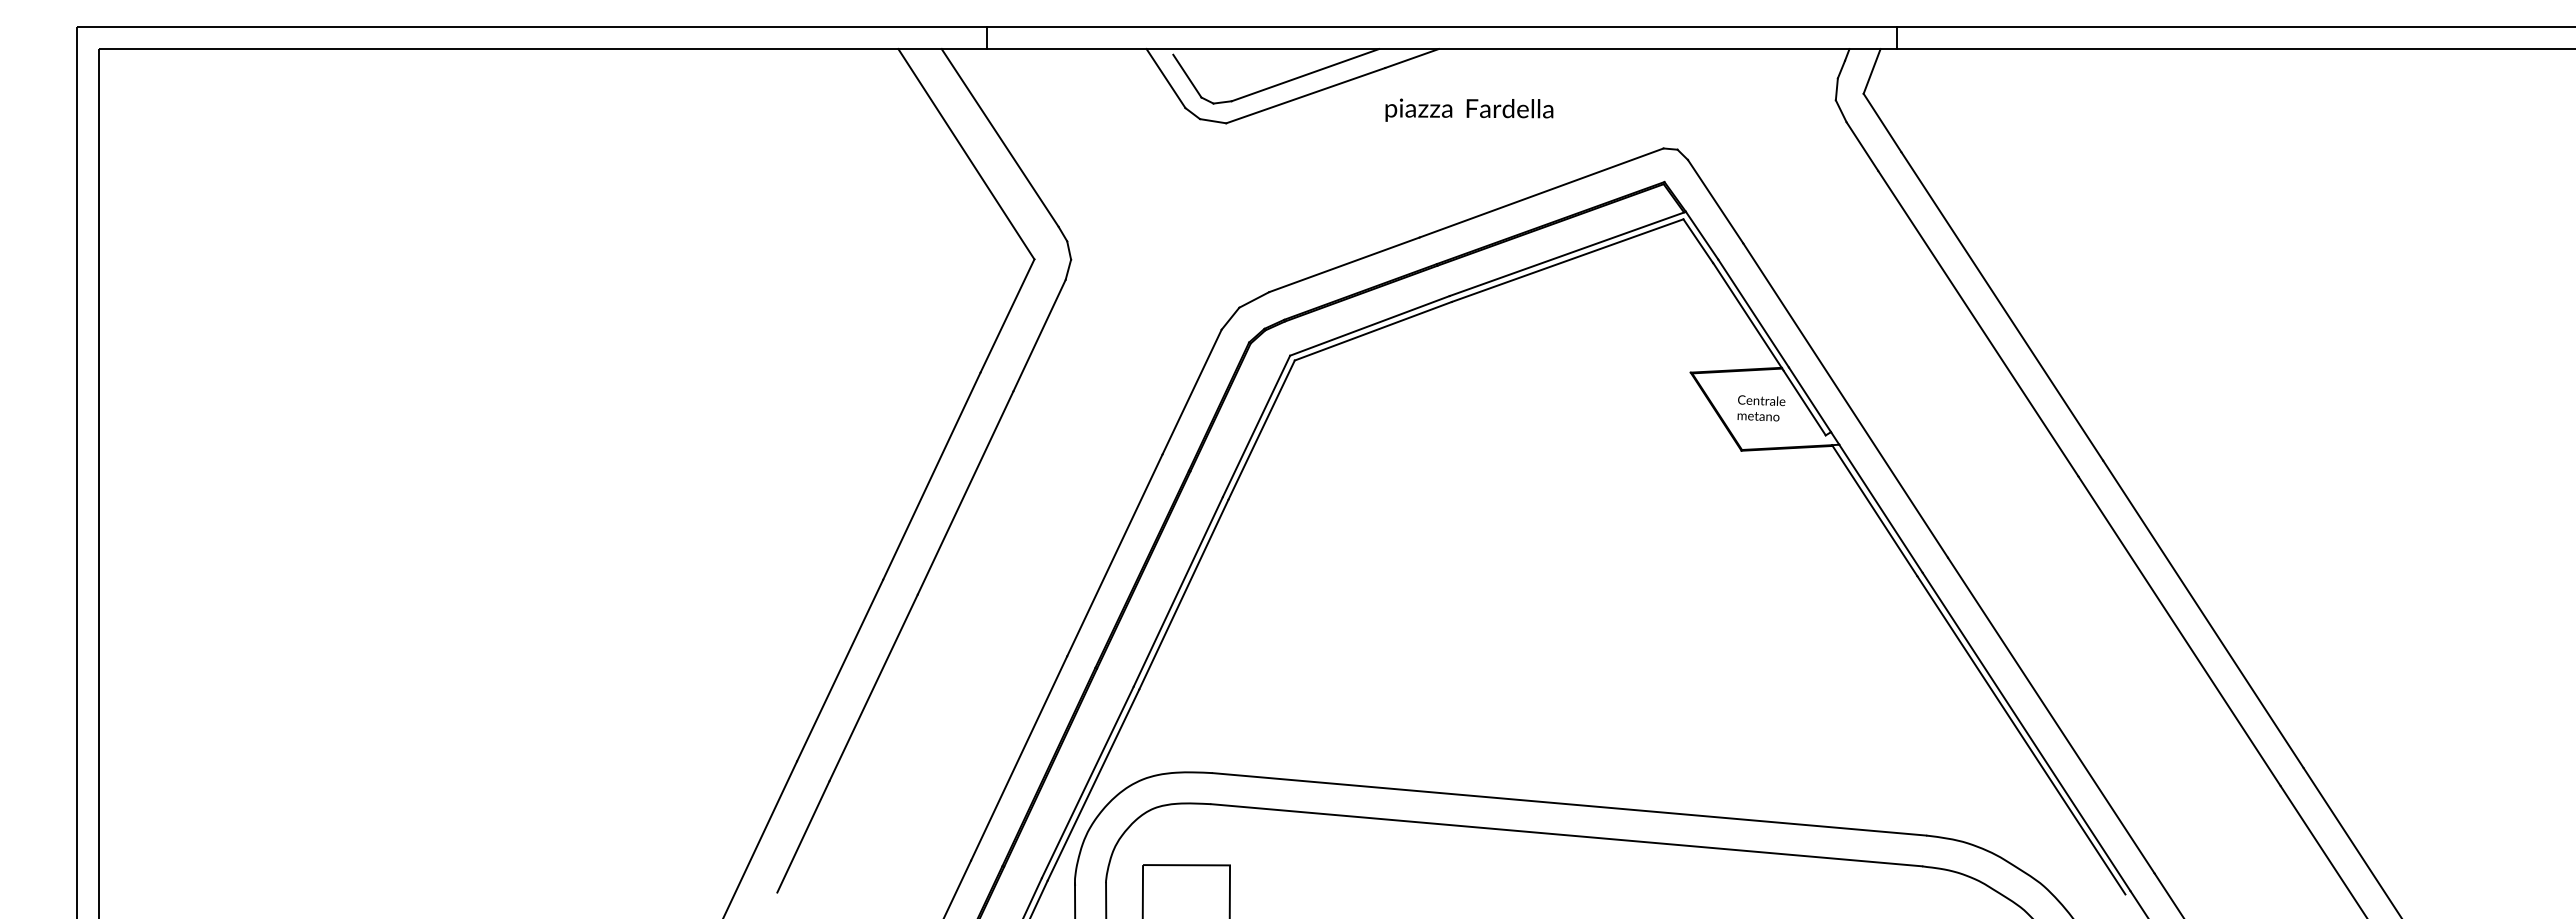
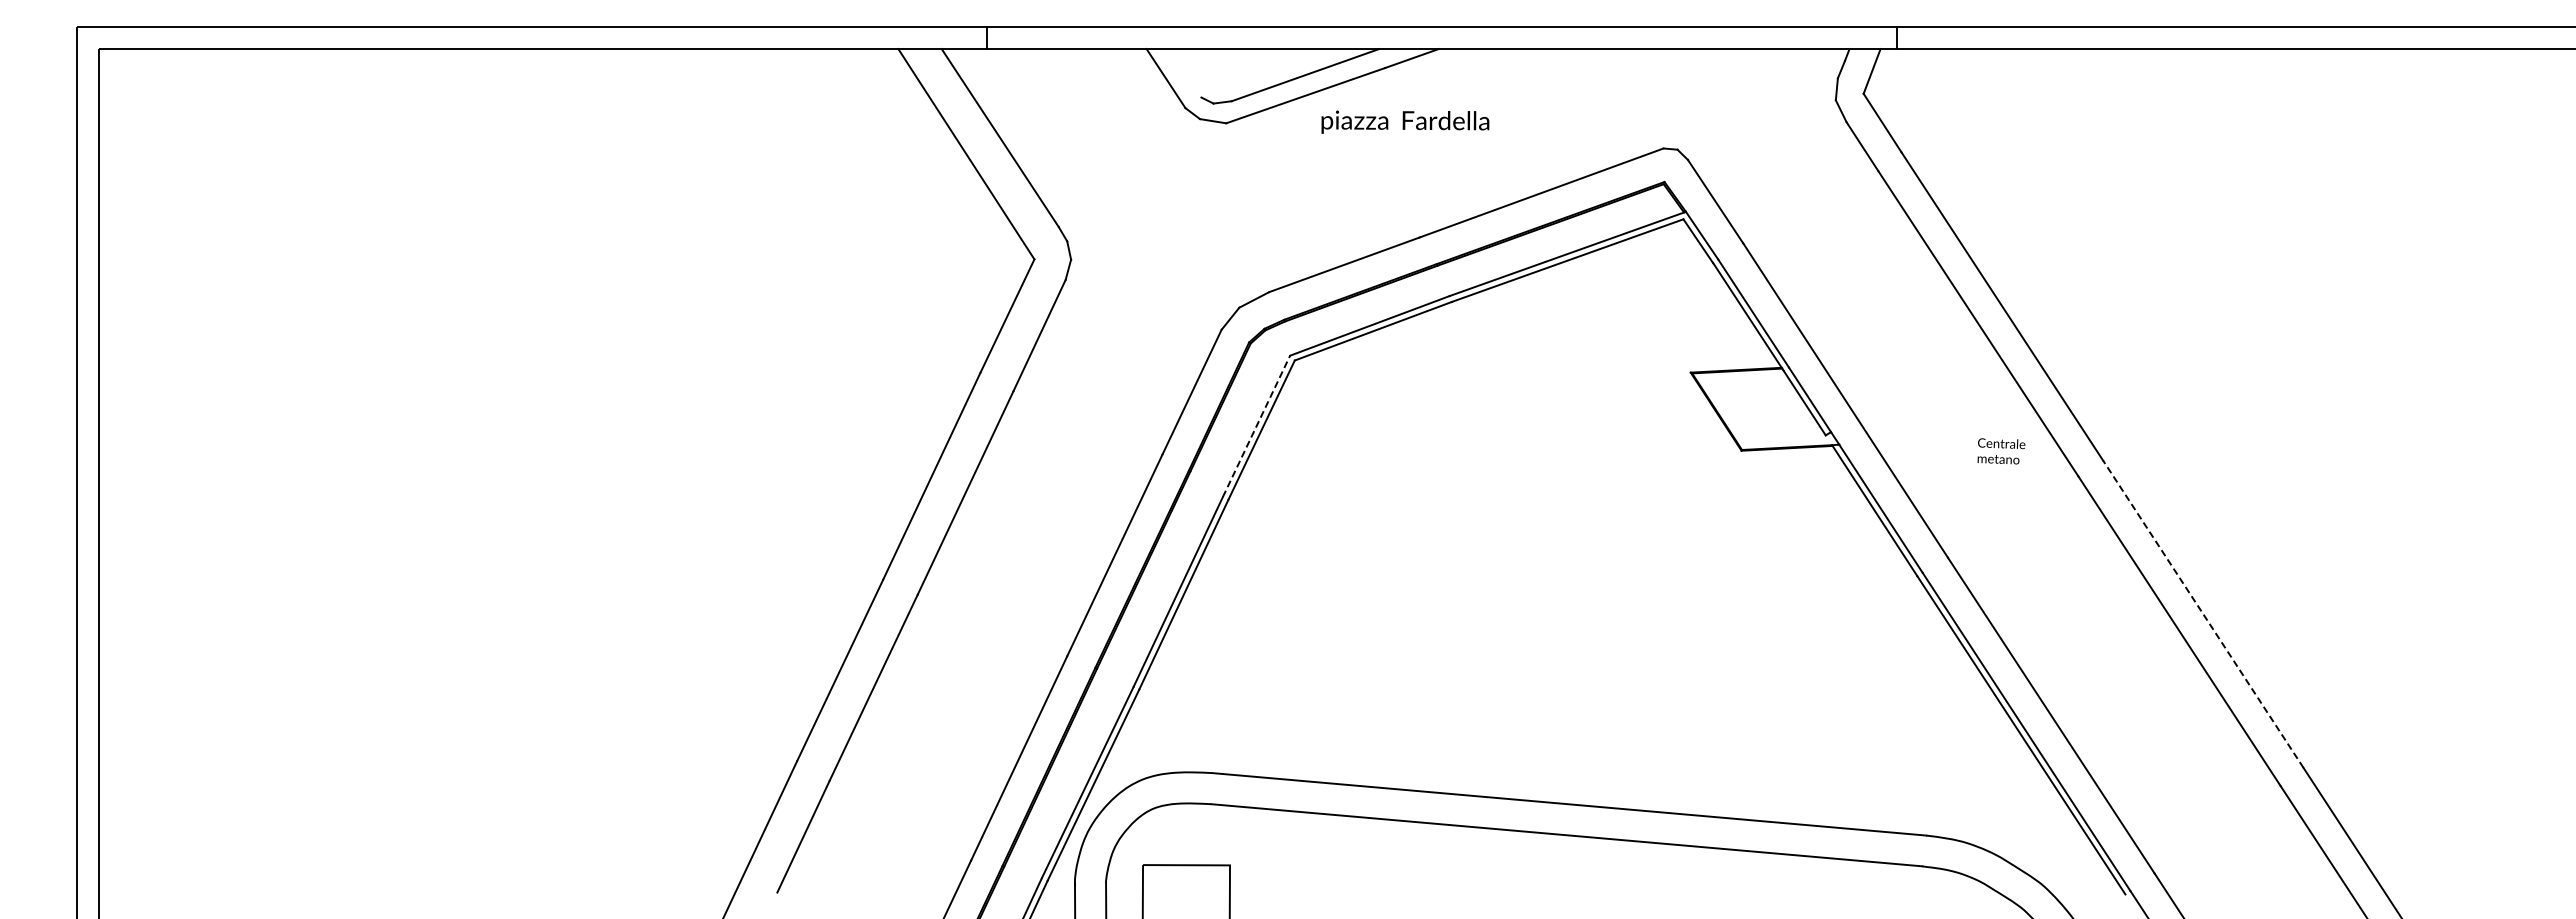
line: present -> none (1187, 75)
text position: (1469, 109) -> (1405, 121) (1405, 121)
text position: (1761, 408) -> (2001, 451) (2001, 451)
line: solid -> dashed (1256, 425)
line: solid -> dashed (2203, 613)
